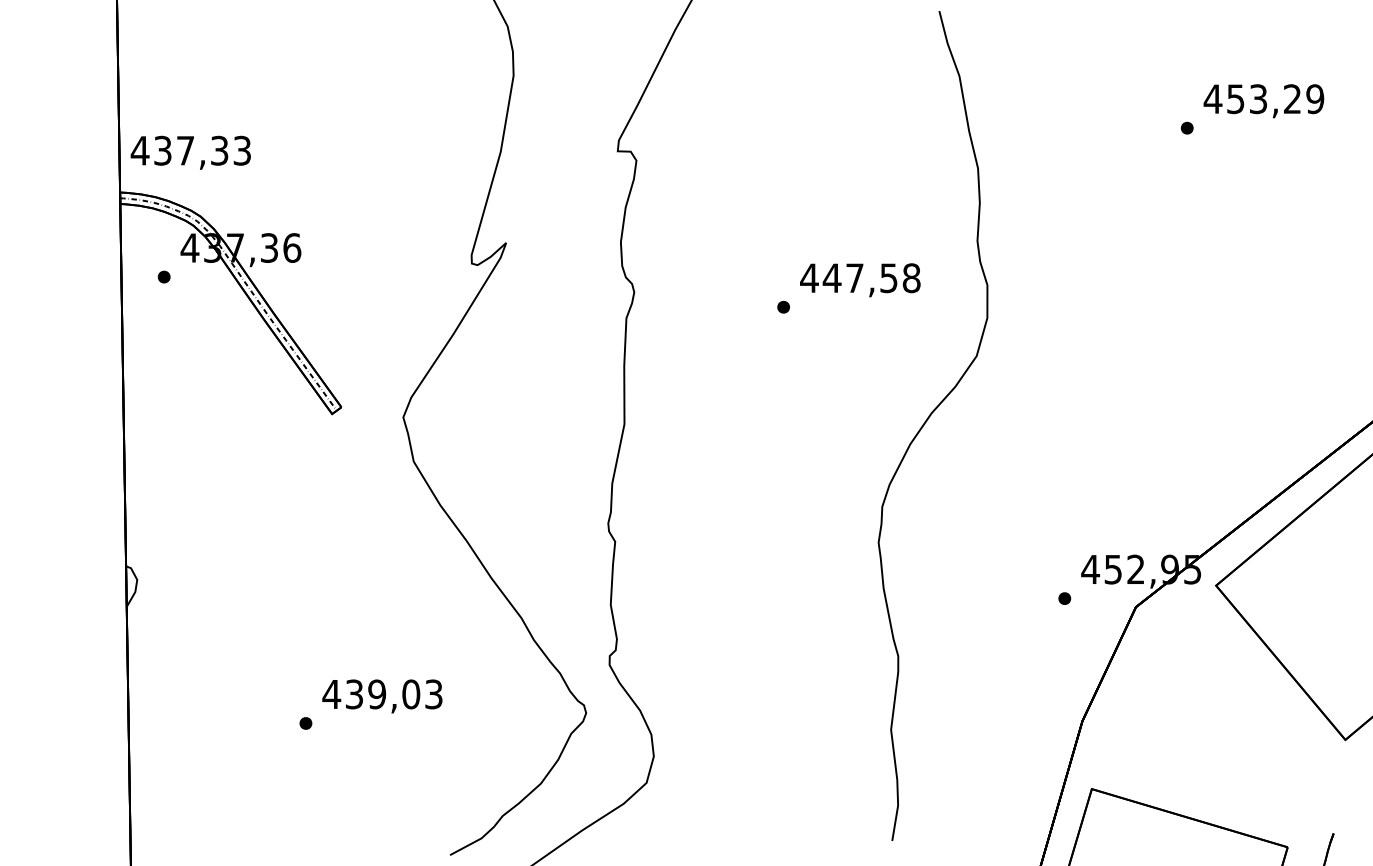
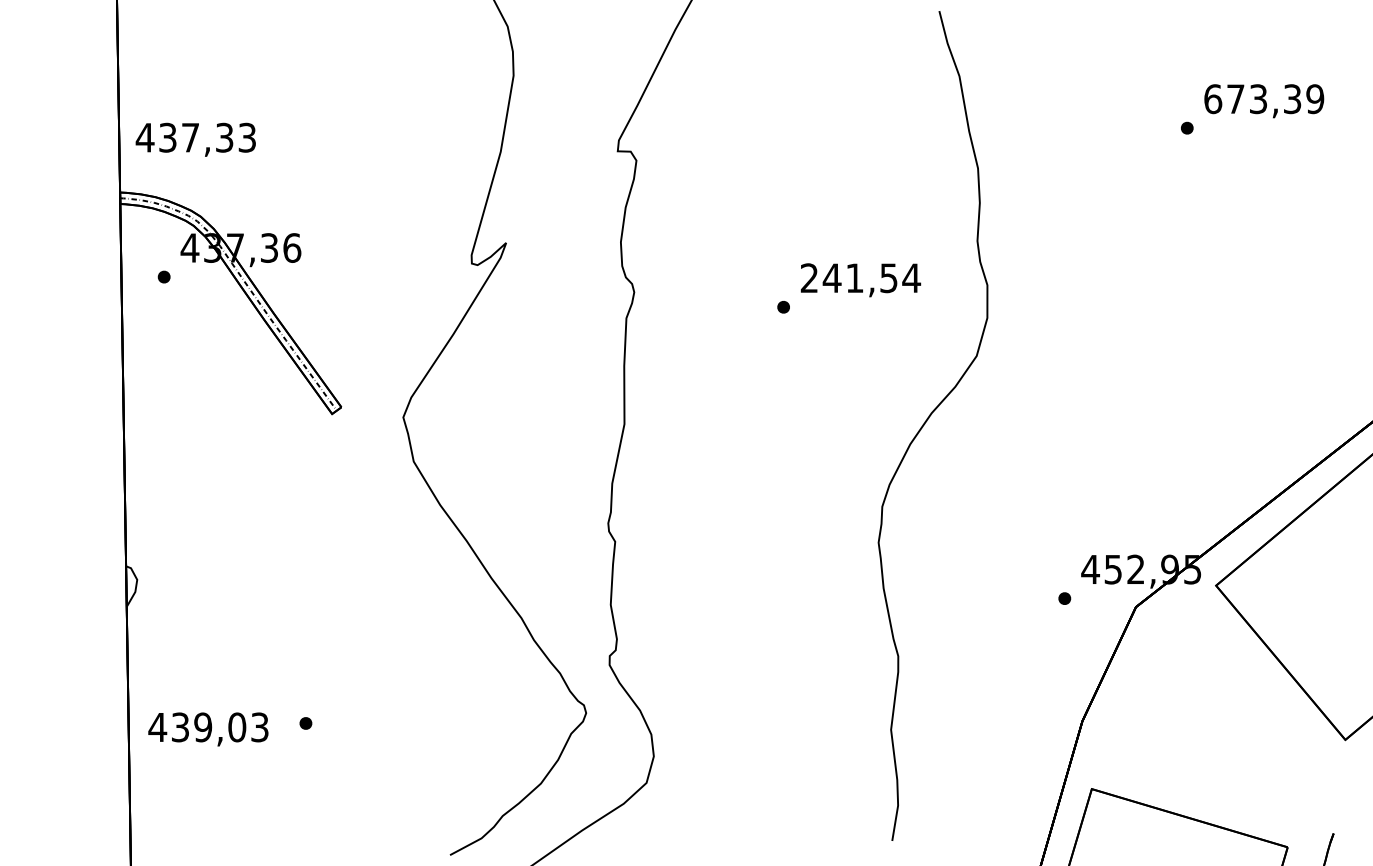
text: 453,29 -> 673,39 (1252, 99)
text position: (190, 152) -> (195, 139) (195, 139)
text: 447,58 -> 241,54 (860, 278)
text position: (382, 696) -> (208, 729) (208, 729)
